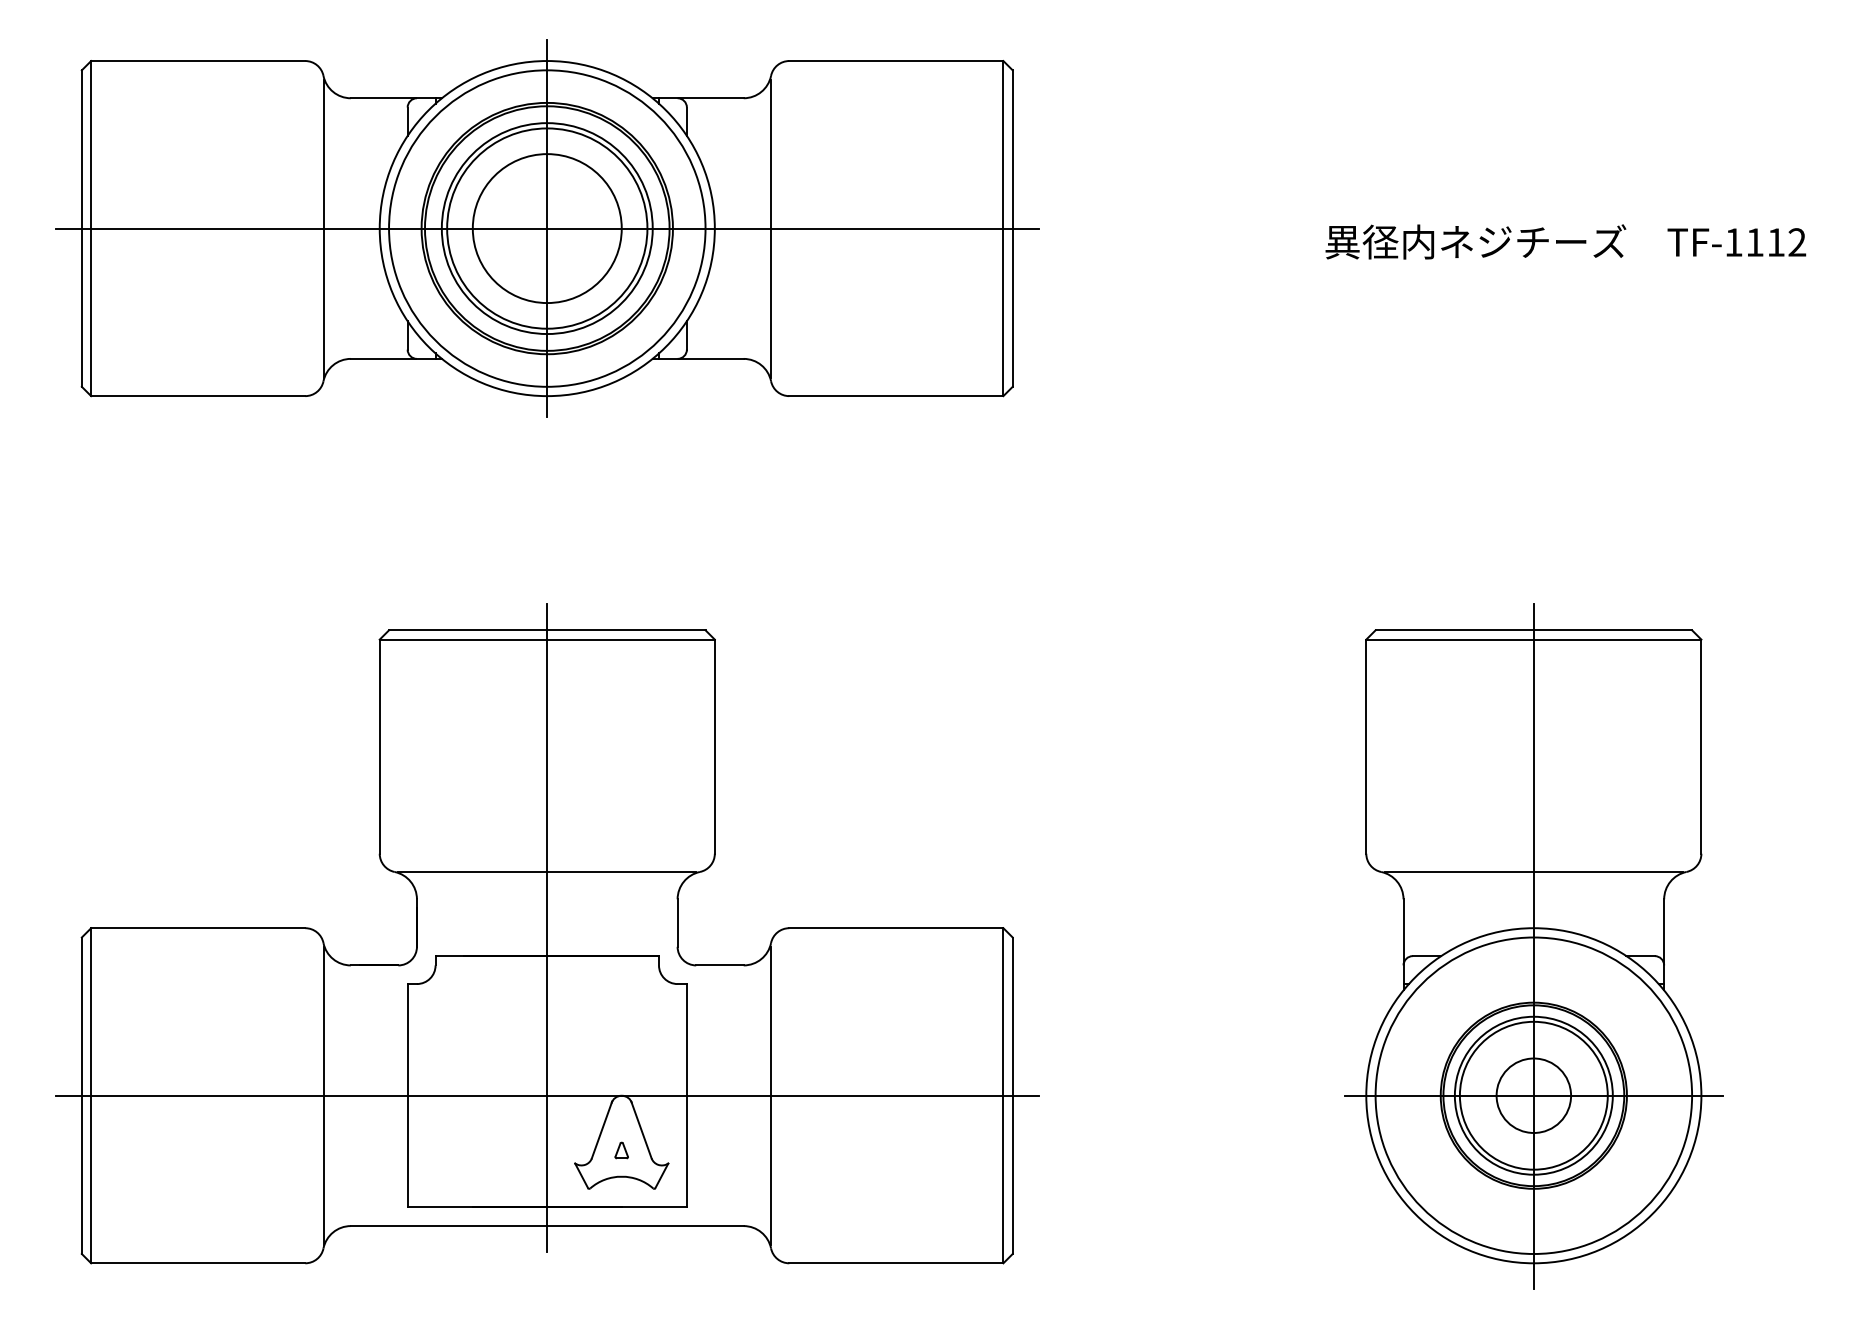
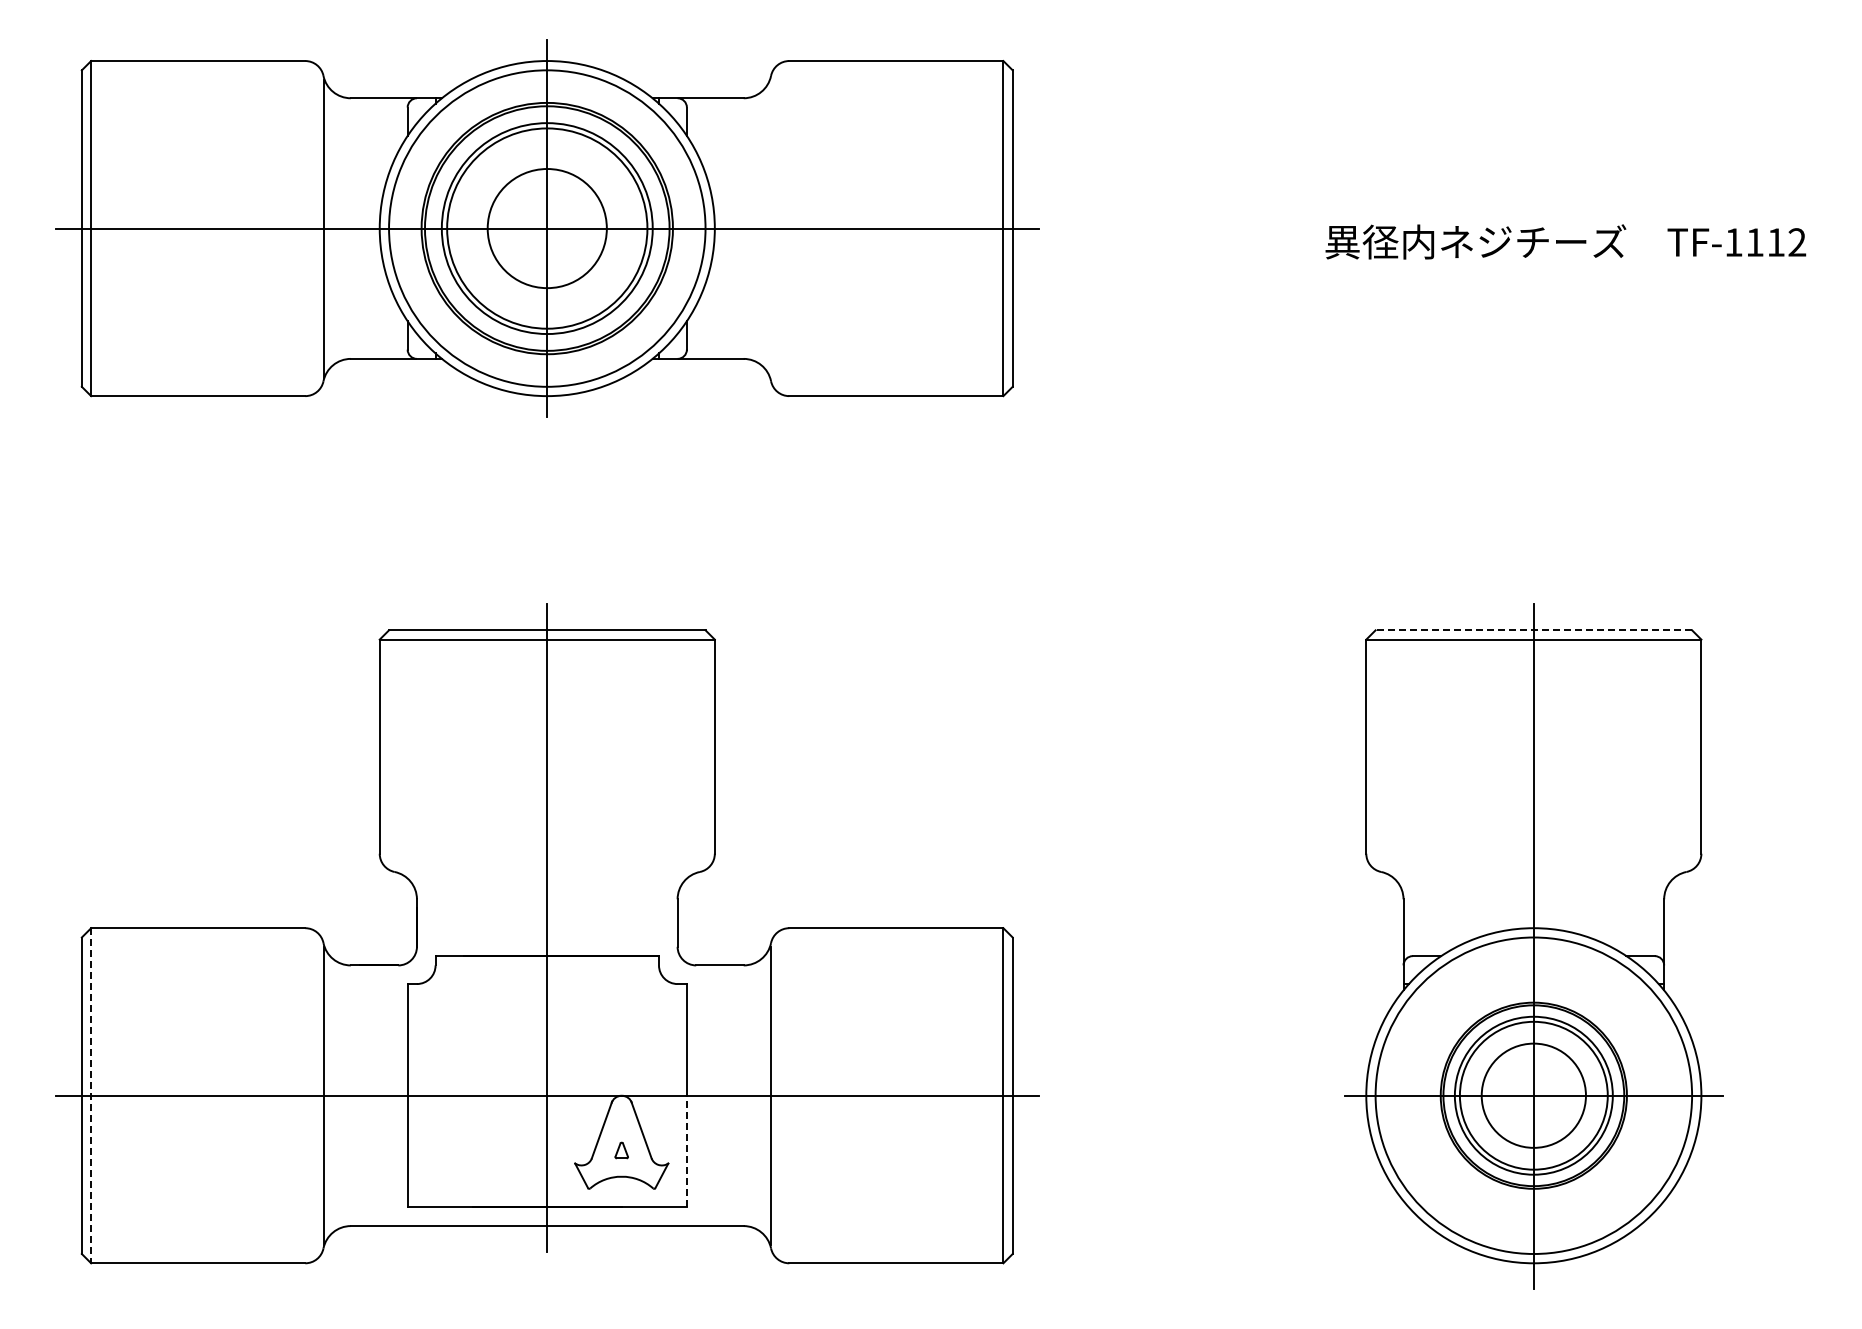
circle diameter: 149 px -> 119 px (546, 228)
line: present -> none (770, 228)
line: solid -> dashed (1533, 630)
line: present -> none (547, 872)
line: present -> none (1533, 872)
line: solid -> dashed (91, 1095)
circle diameter: 74 px -> 104 px (1533, 1095)
line: solid -> dashed (686, 1151)
